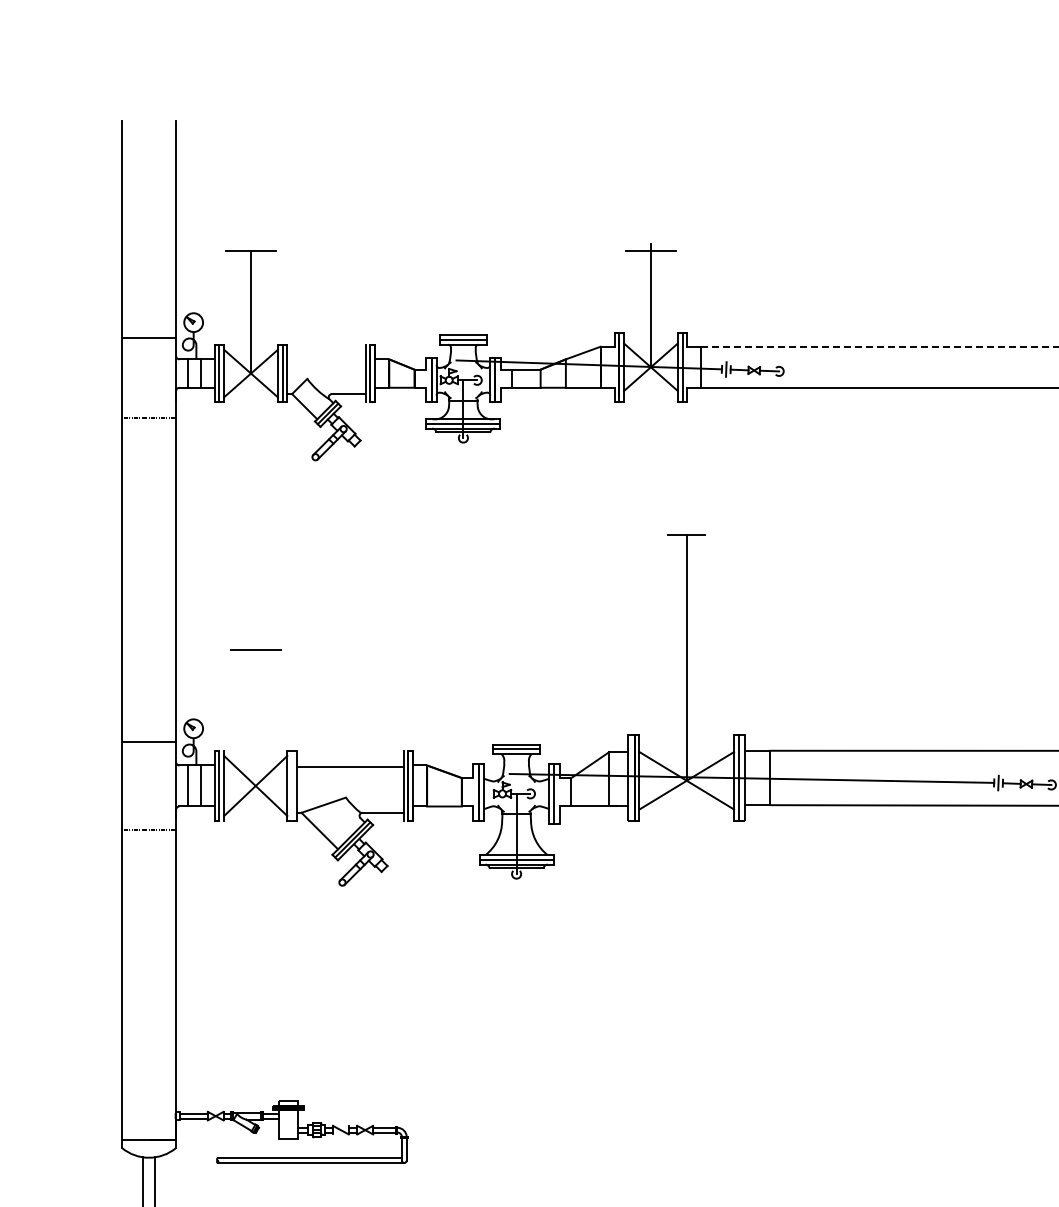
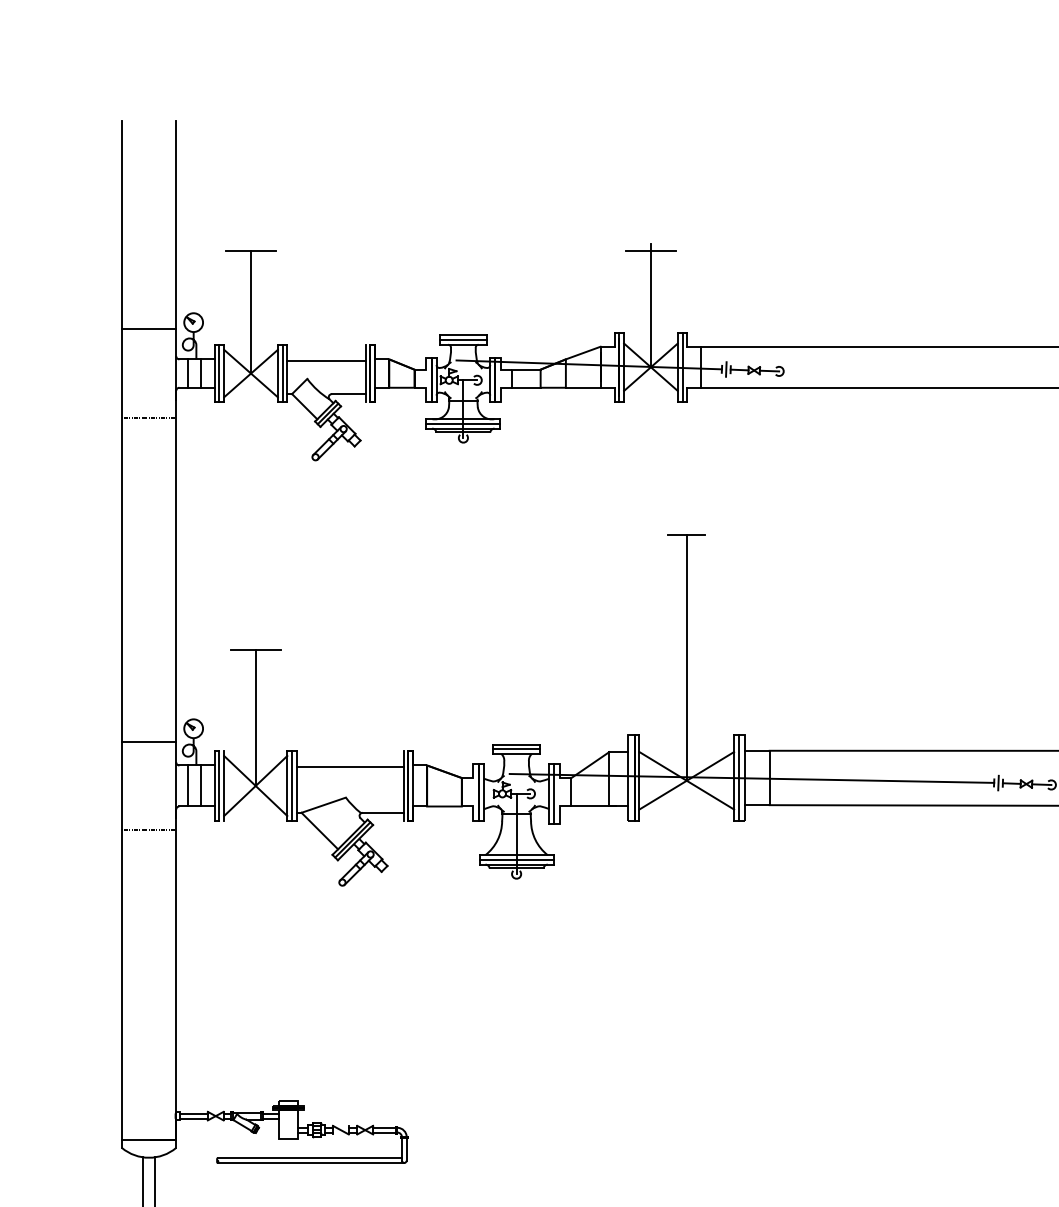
line position: (148, 338) -> (148, 329) (148, 329)
line: dashed -> solid (880, 346)
line: none -> present (326, 360)
line: none -> present (255, 717)
line: none -> present (292, 785)
